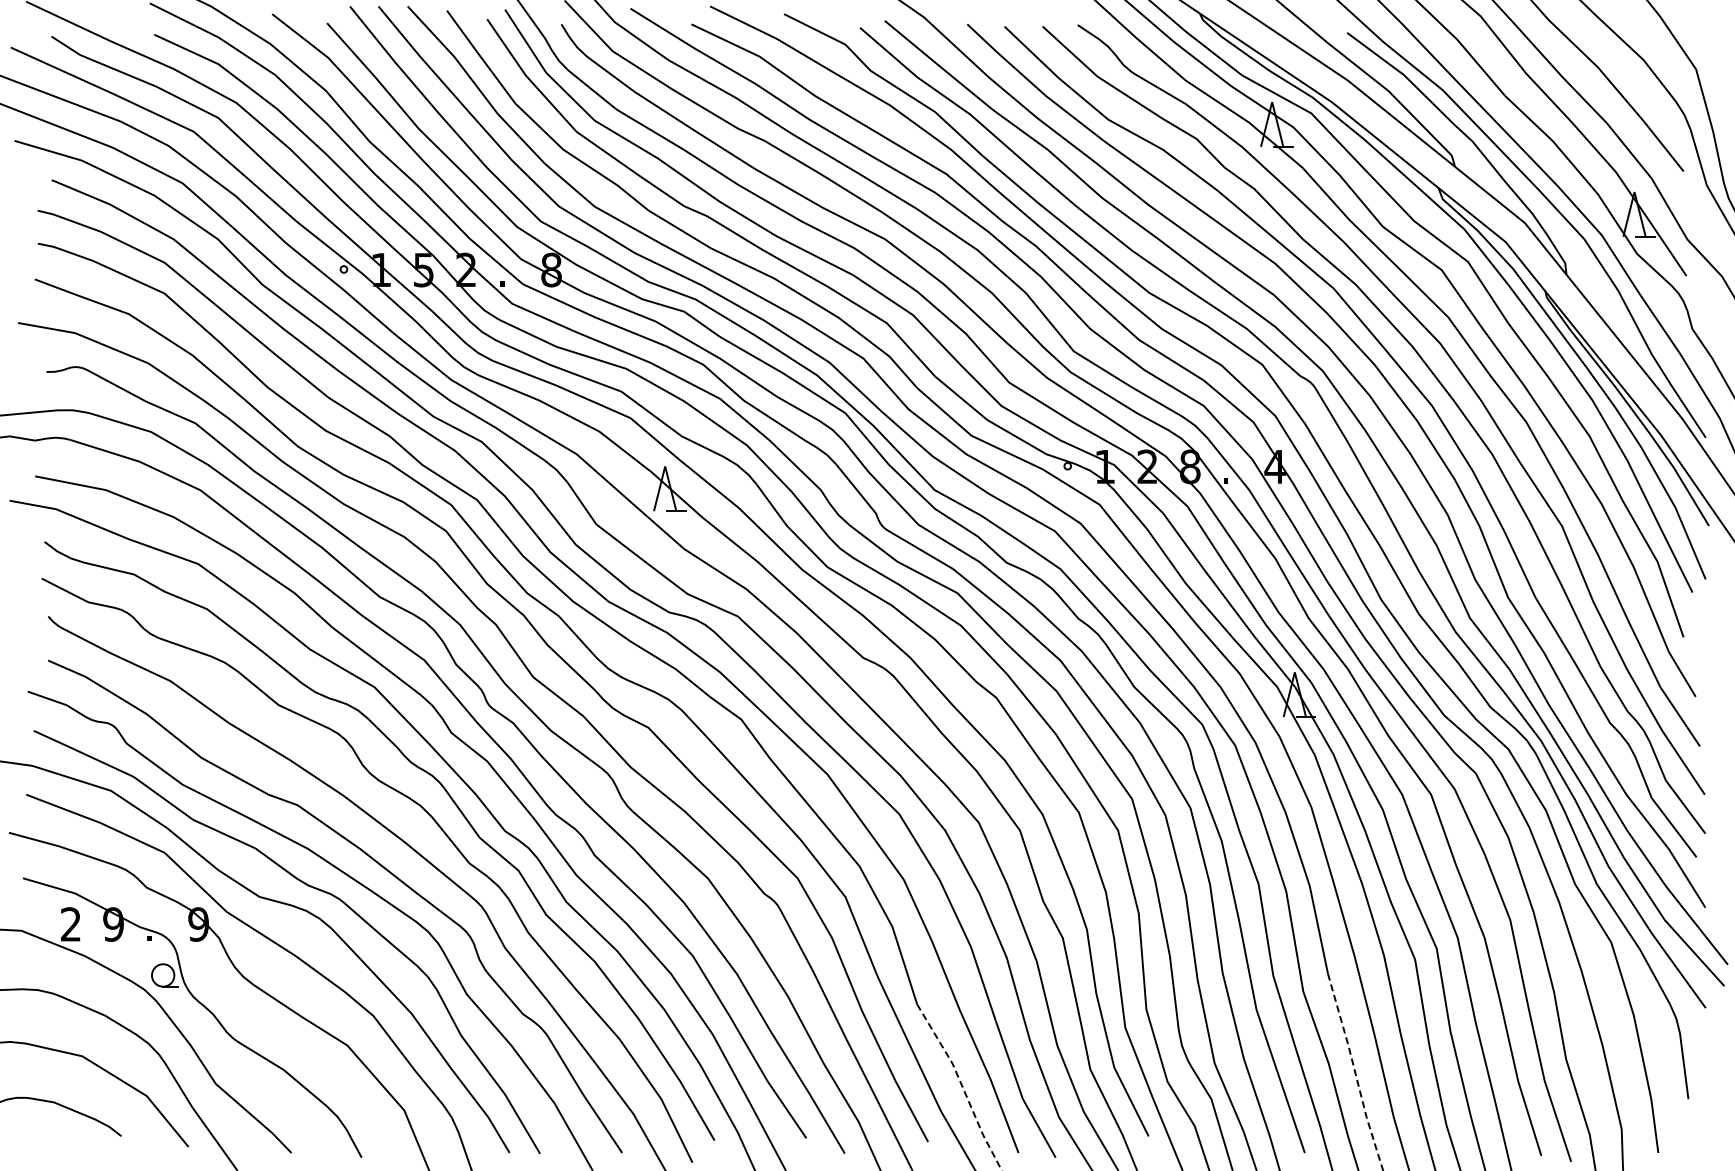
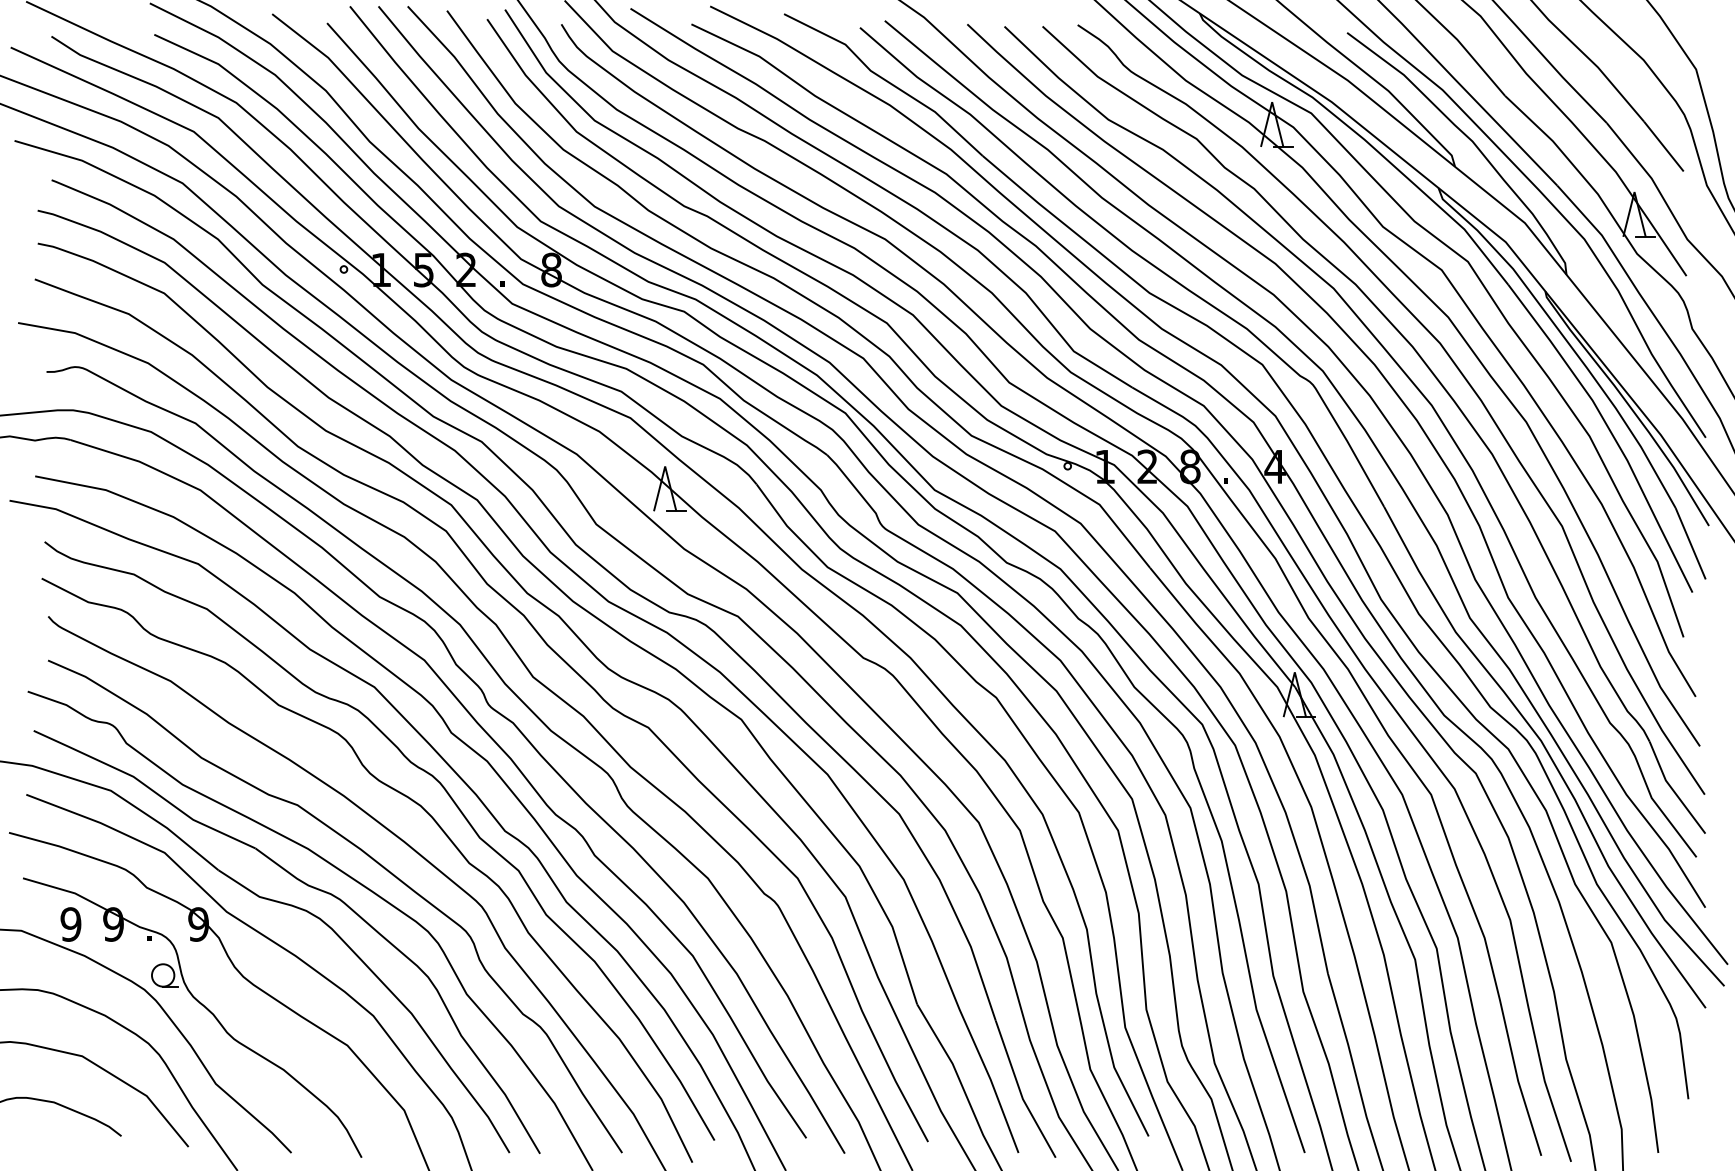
text: 2 -> 9 (70, 924)
line: dashed -> solid (1355, 1072)
line: dashed -> solid (962, 1085)
